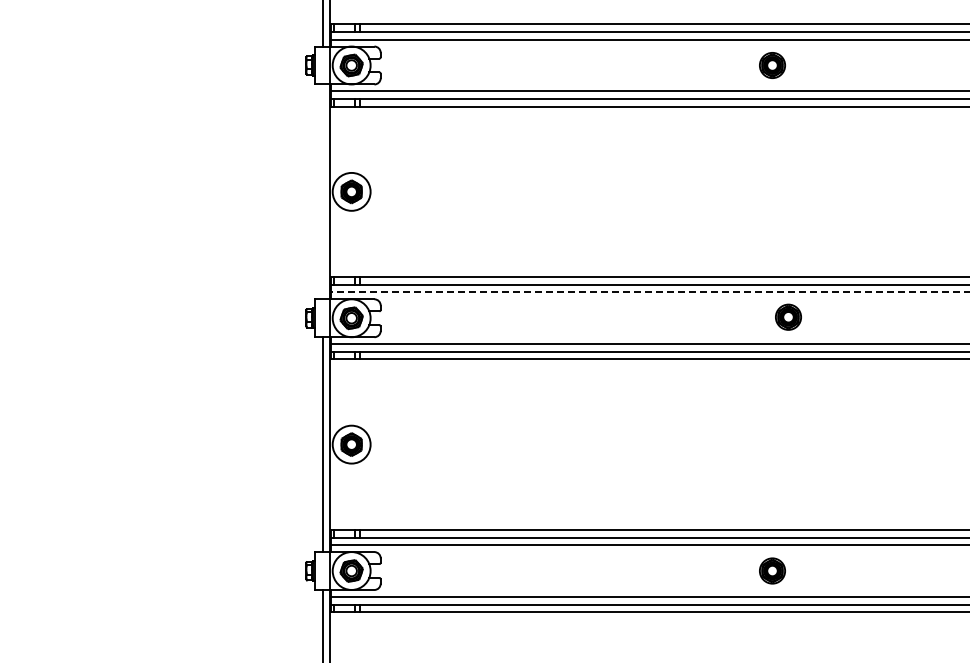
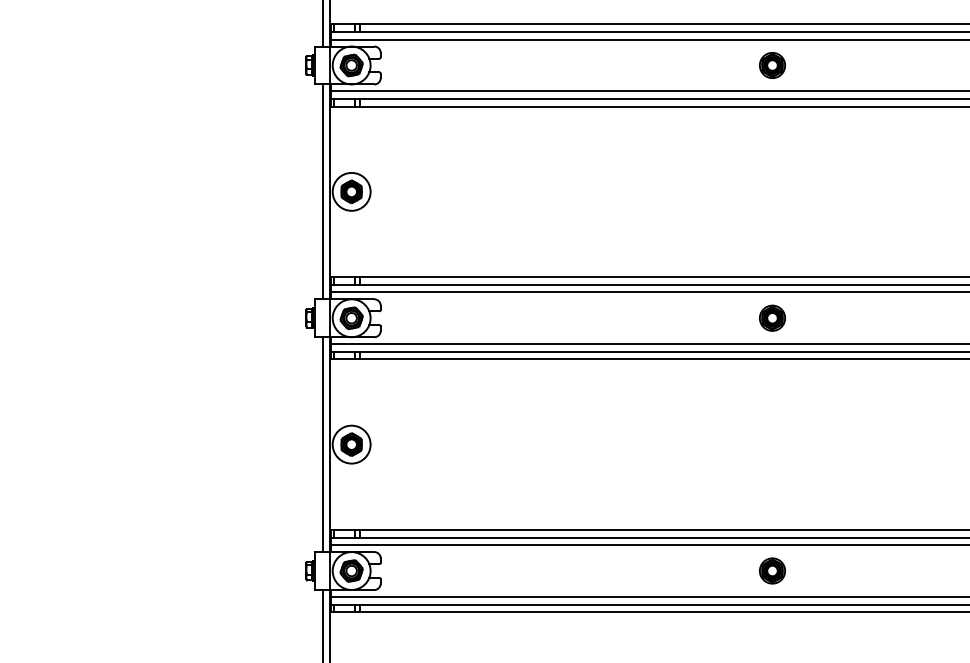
line: none -> present (322, 191)
line: dashed -> solid (650, 292)
part position: (788, 316) -> (772, 317) (772, 317)
